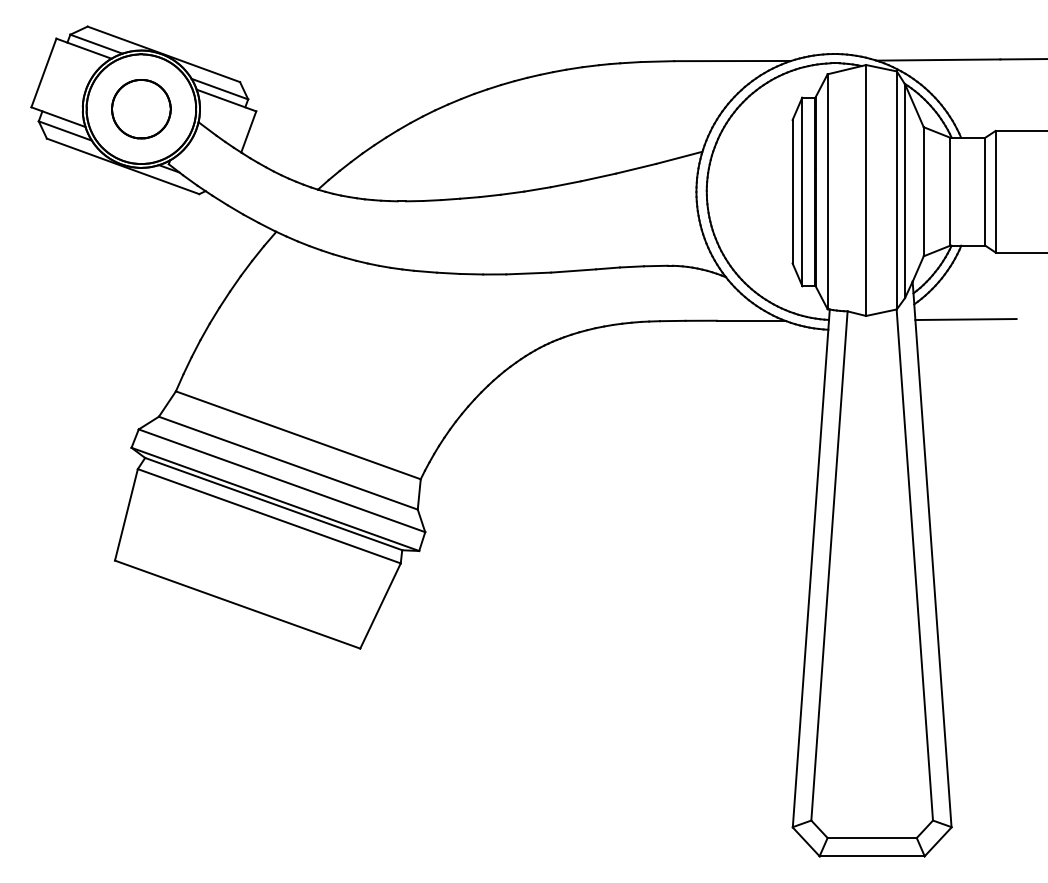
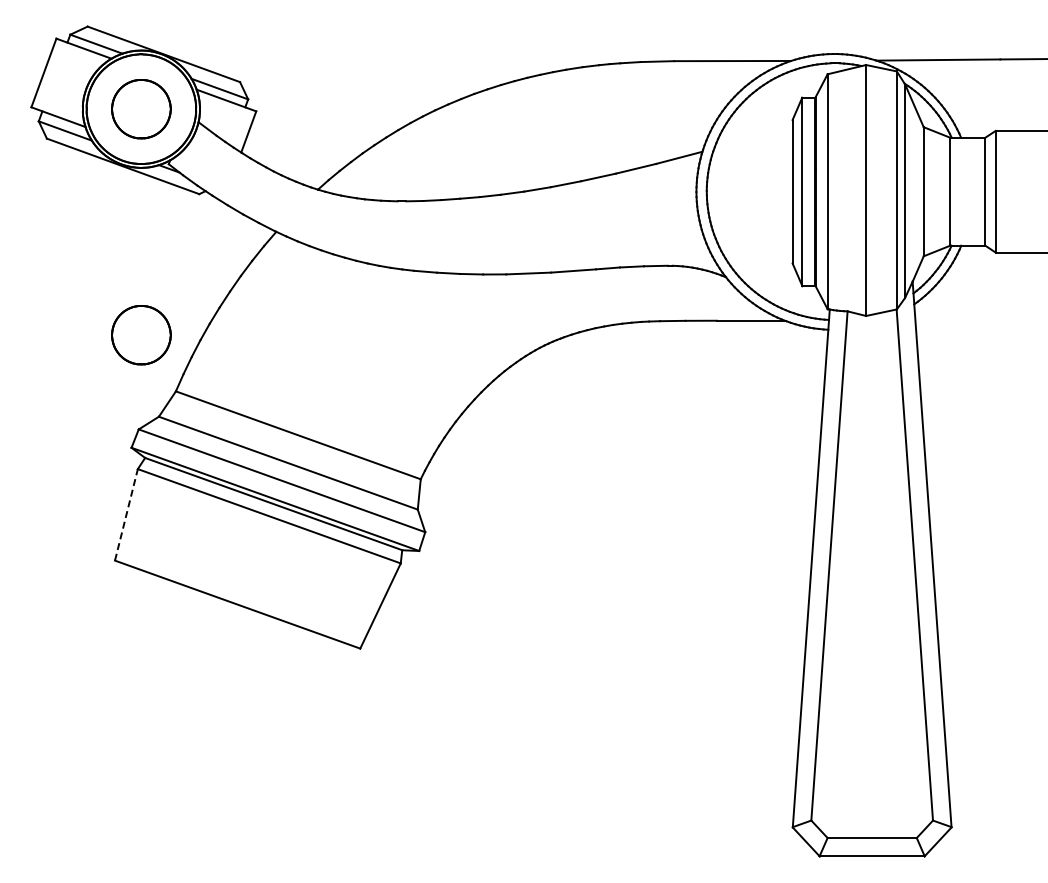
line: present -> none (965, 319)
part: none -> present (141, 335)
line: solid -> dashed (126, 514)
